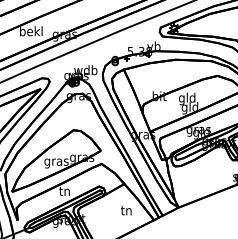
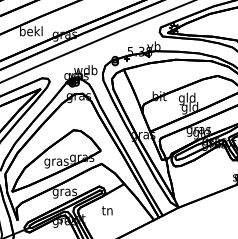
text: tn -> gras (64, 192)
text position: (126, 210) -> (107, 210) (107, 210)
